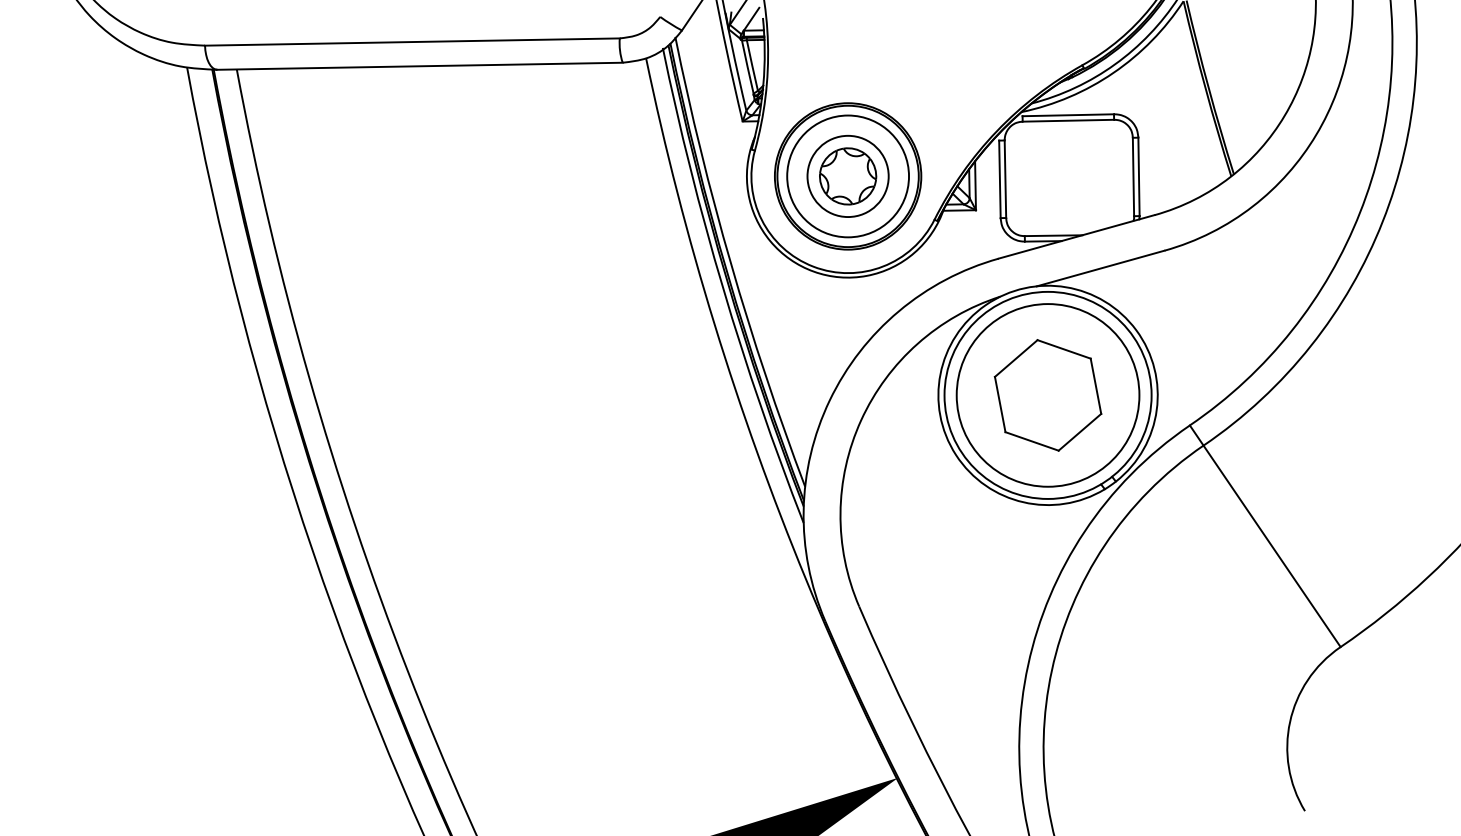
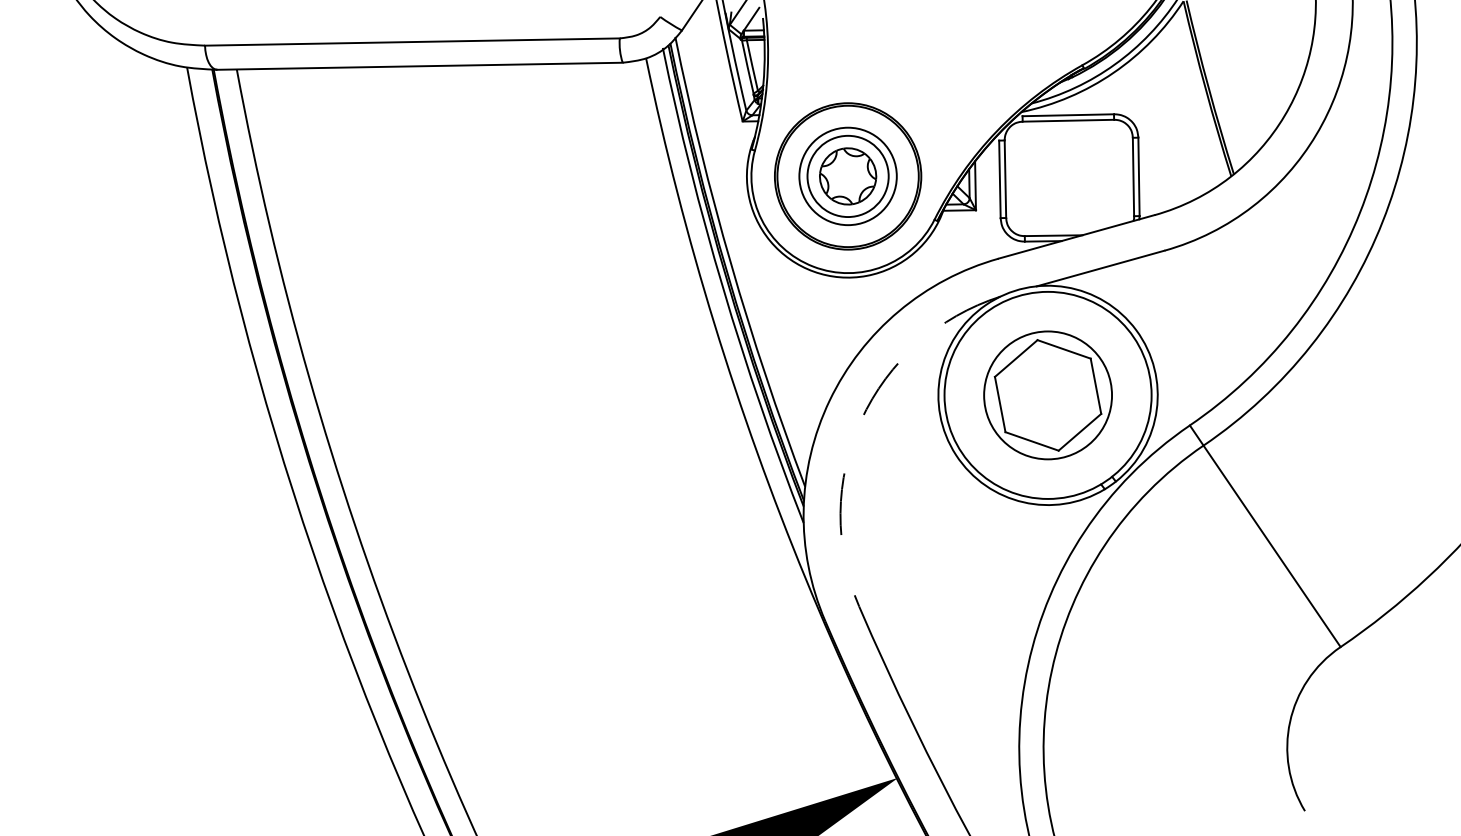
circle diameter: 122 px -> 97 px (847, 176)
circle diameter: 183 px -> 128 px (1048, 395)
arc: solid -> dashed (861, 420)
